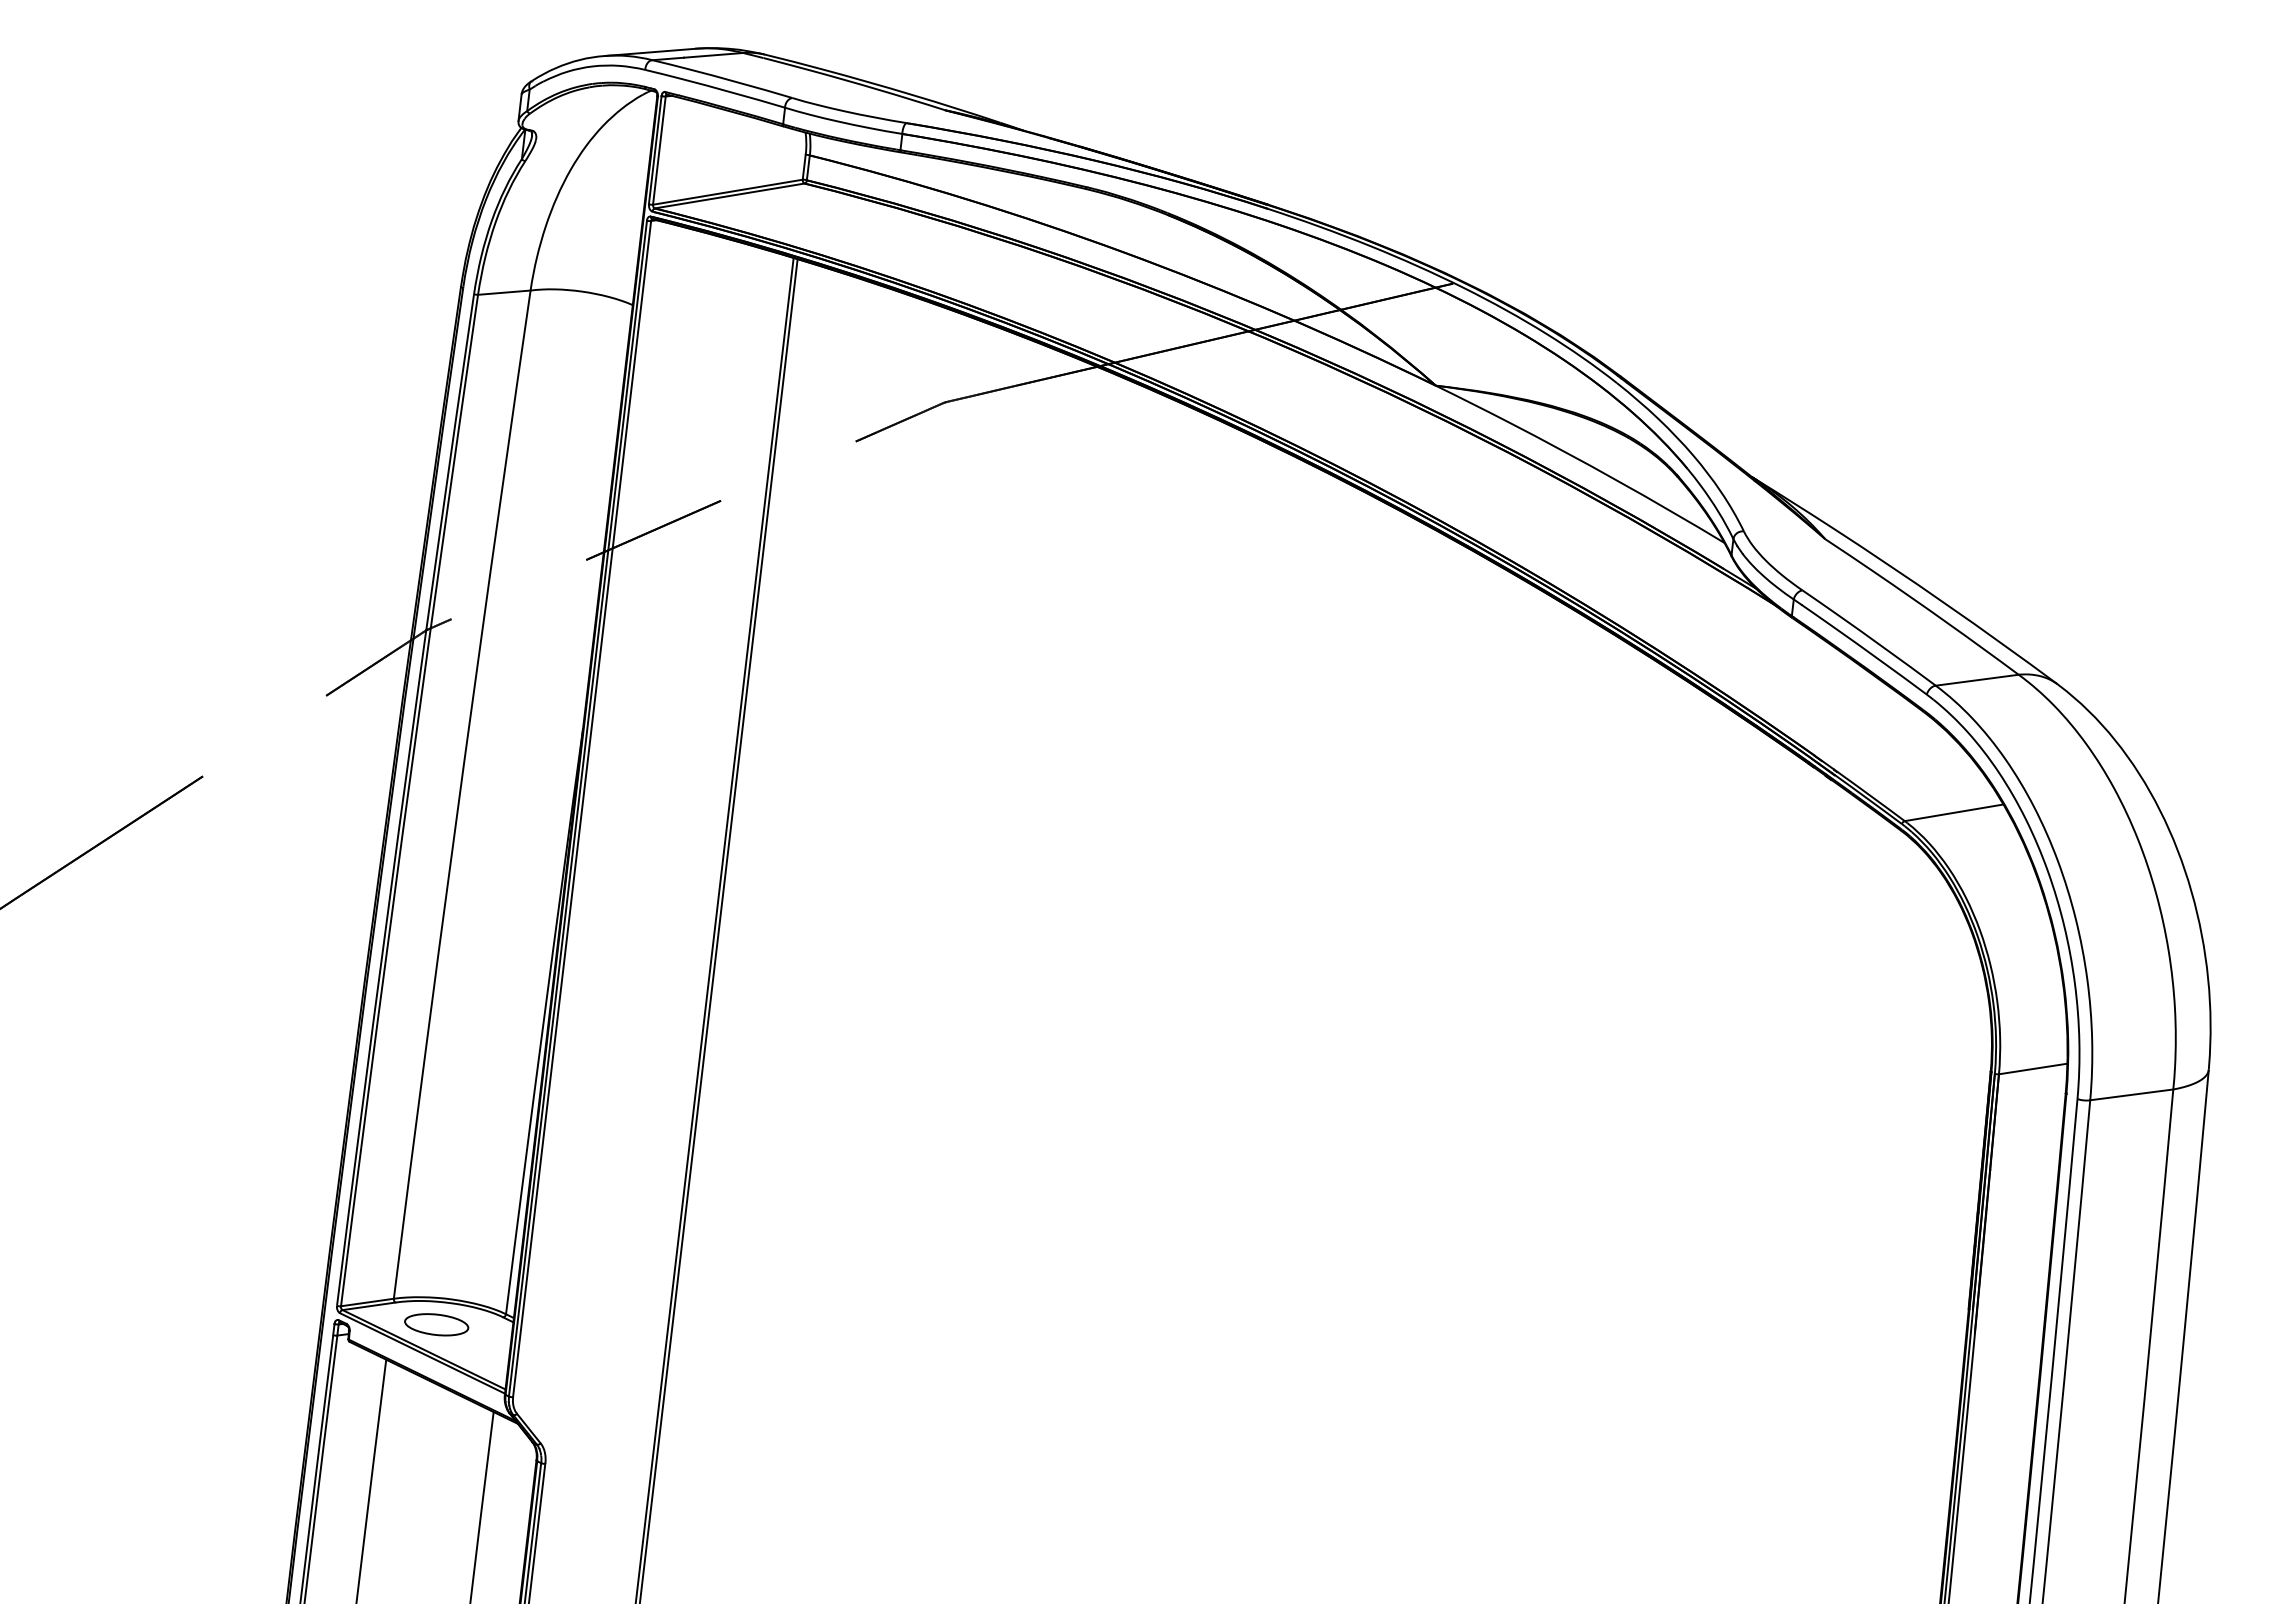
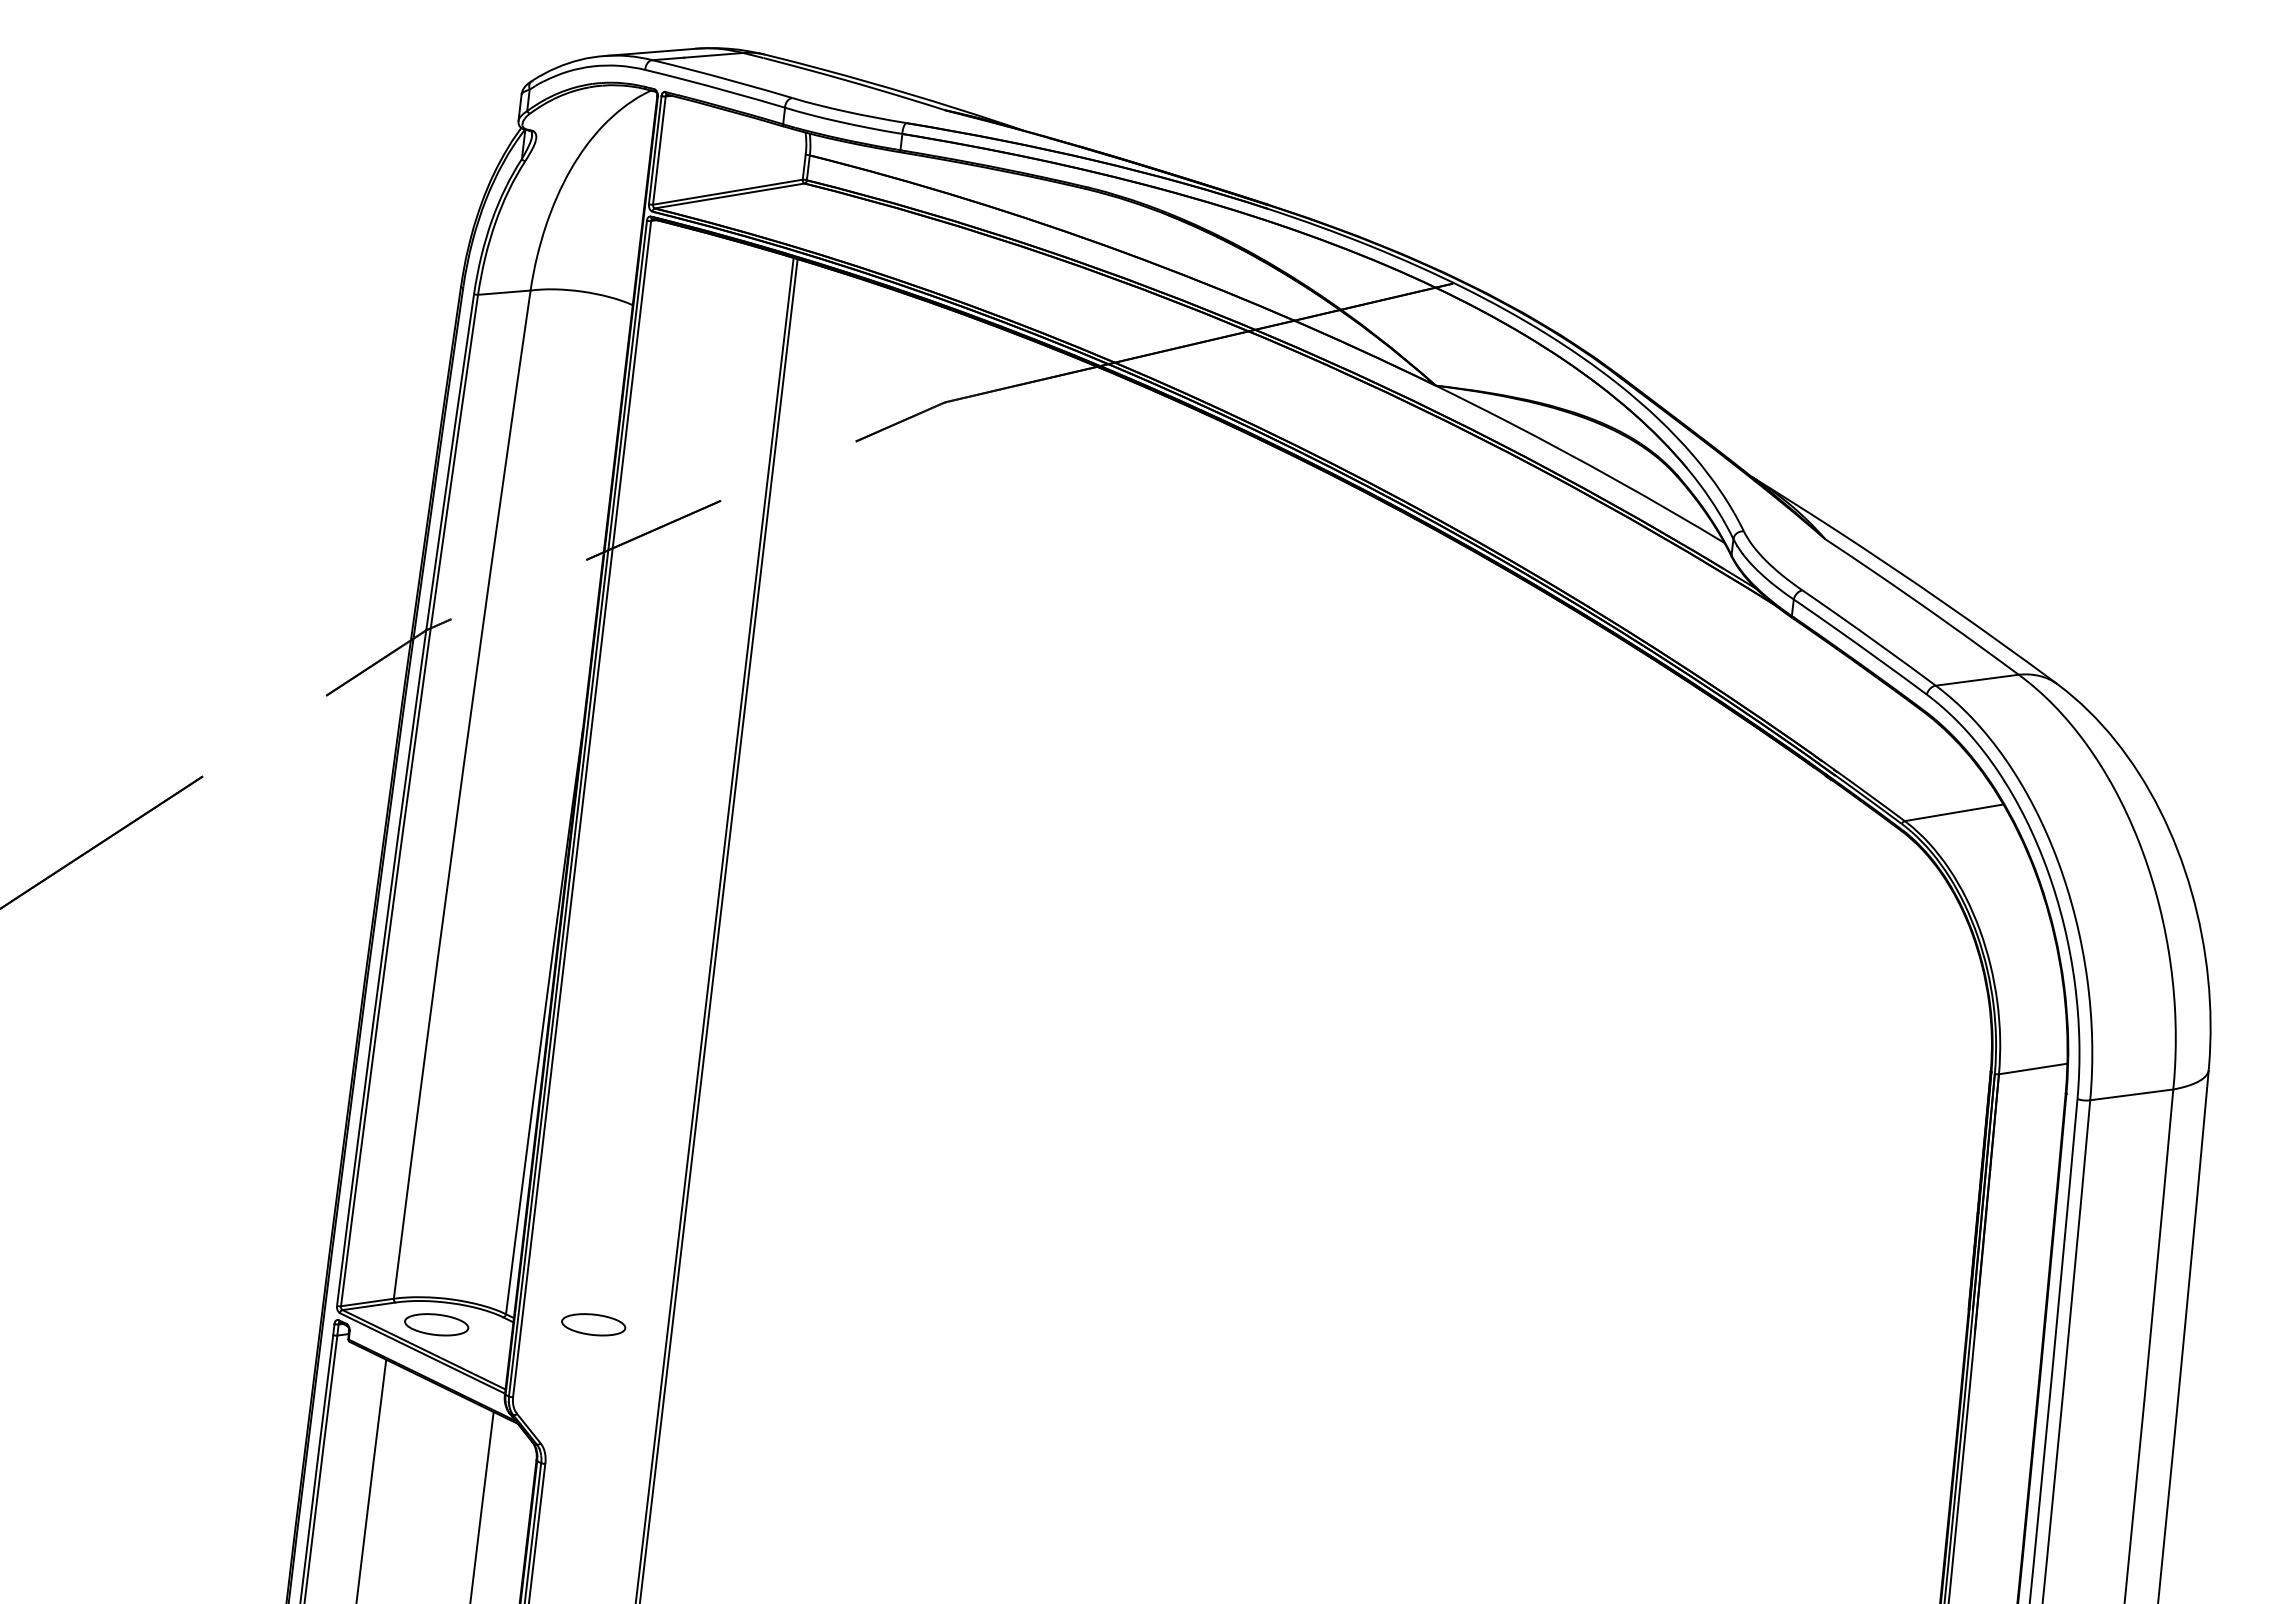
part: none -> present (593, 1324)
